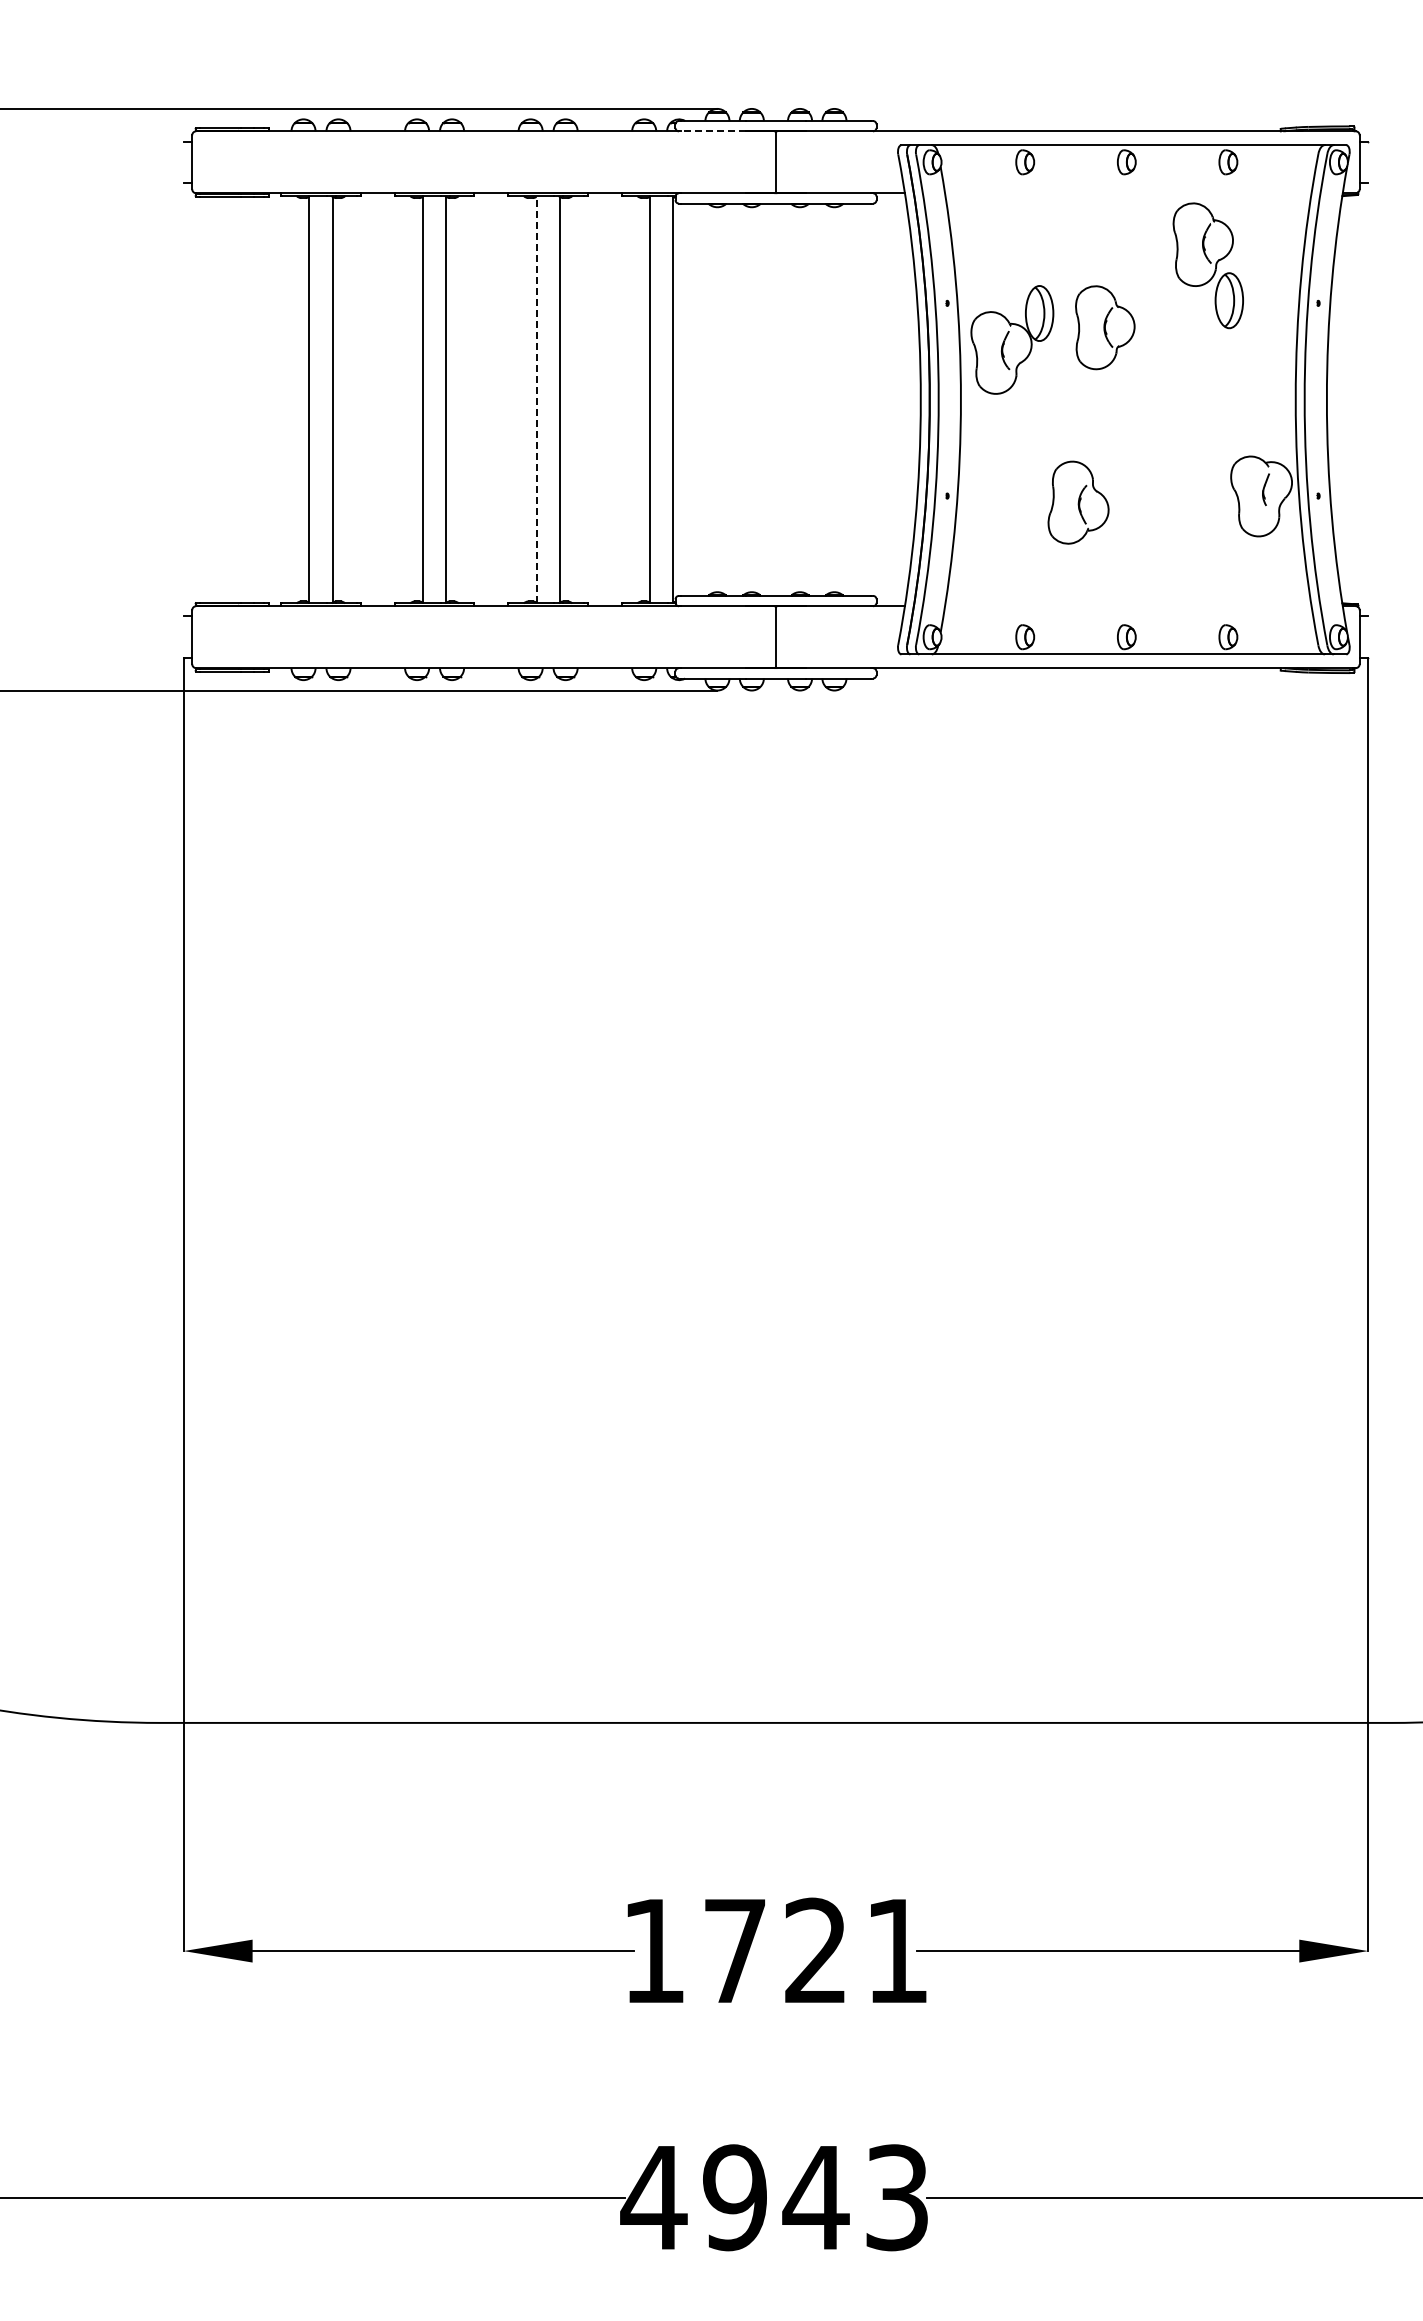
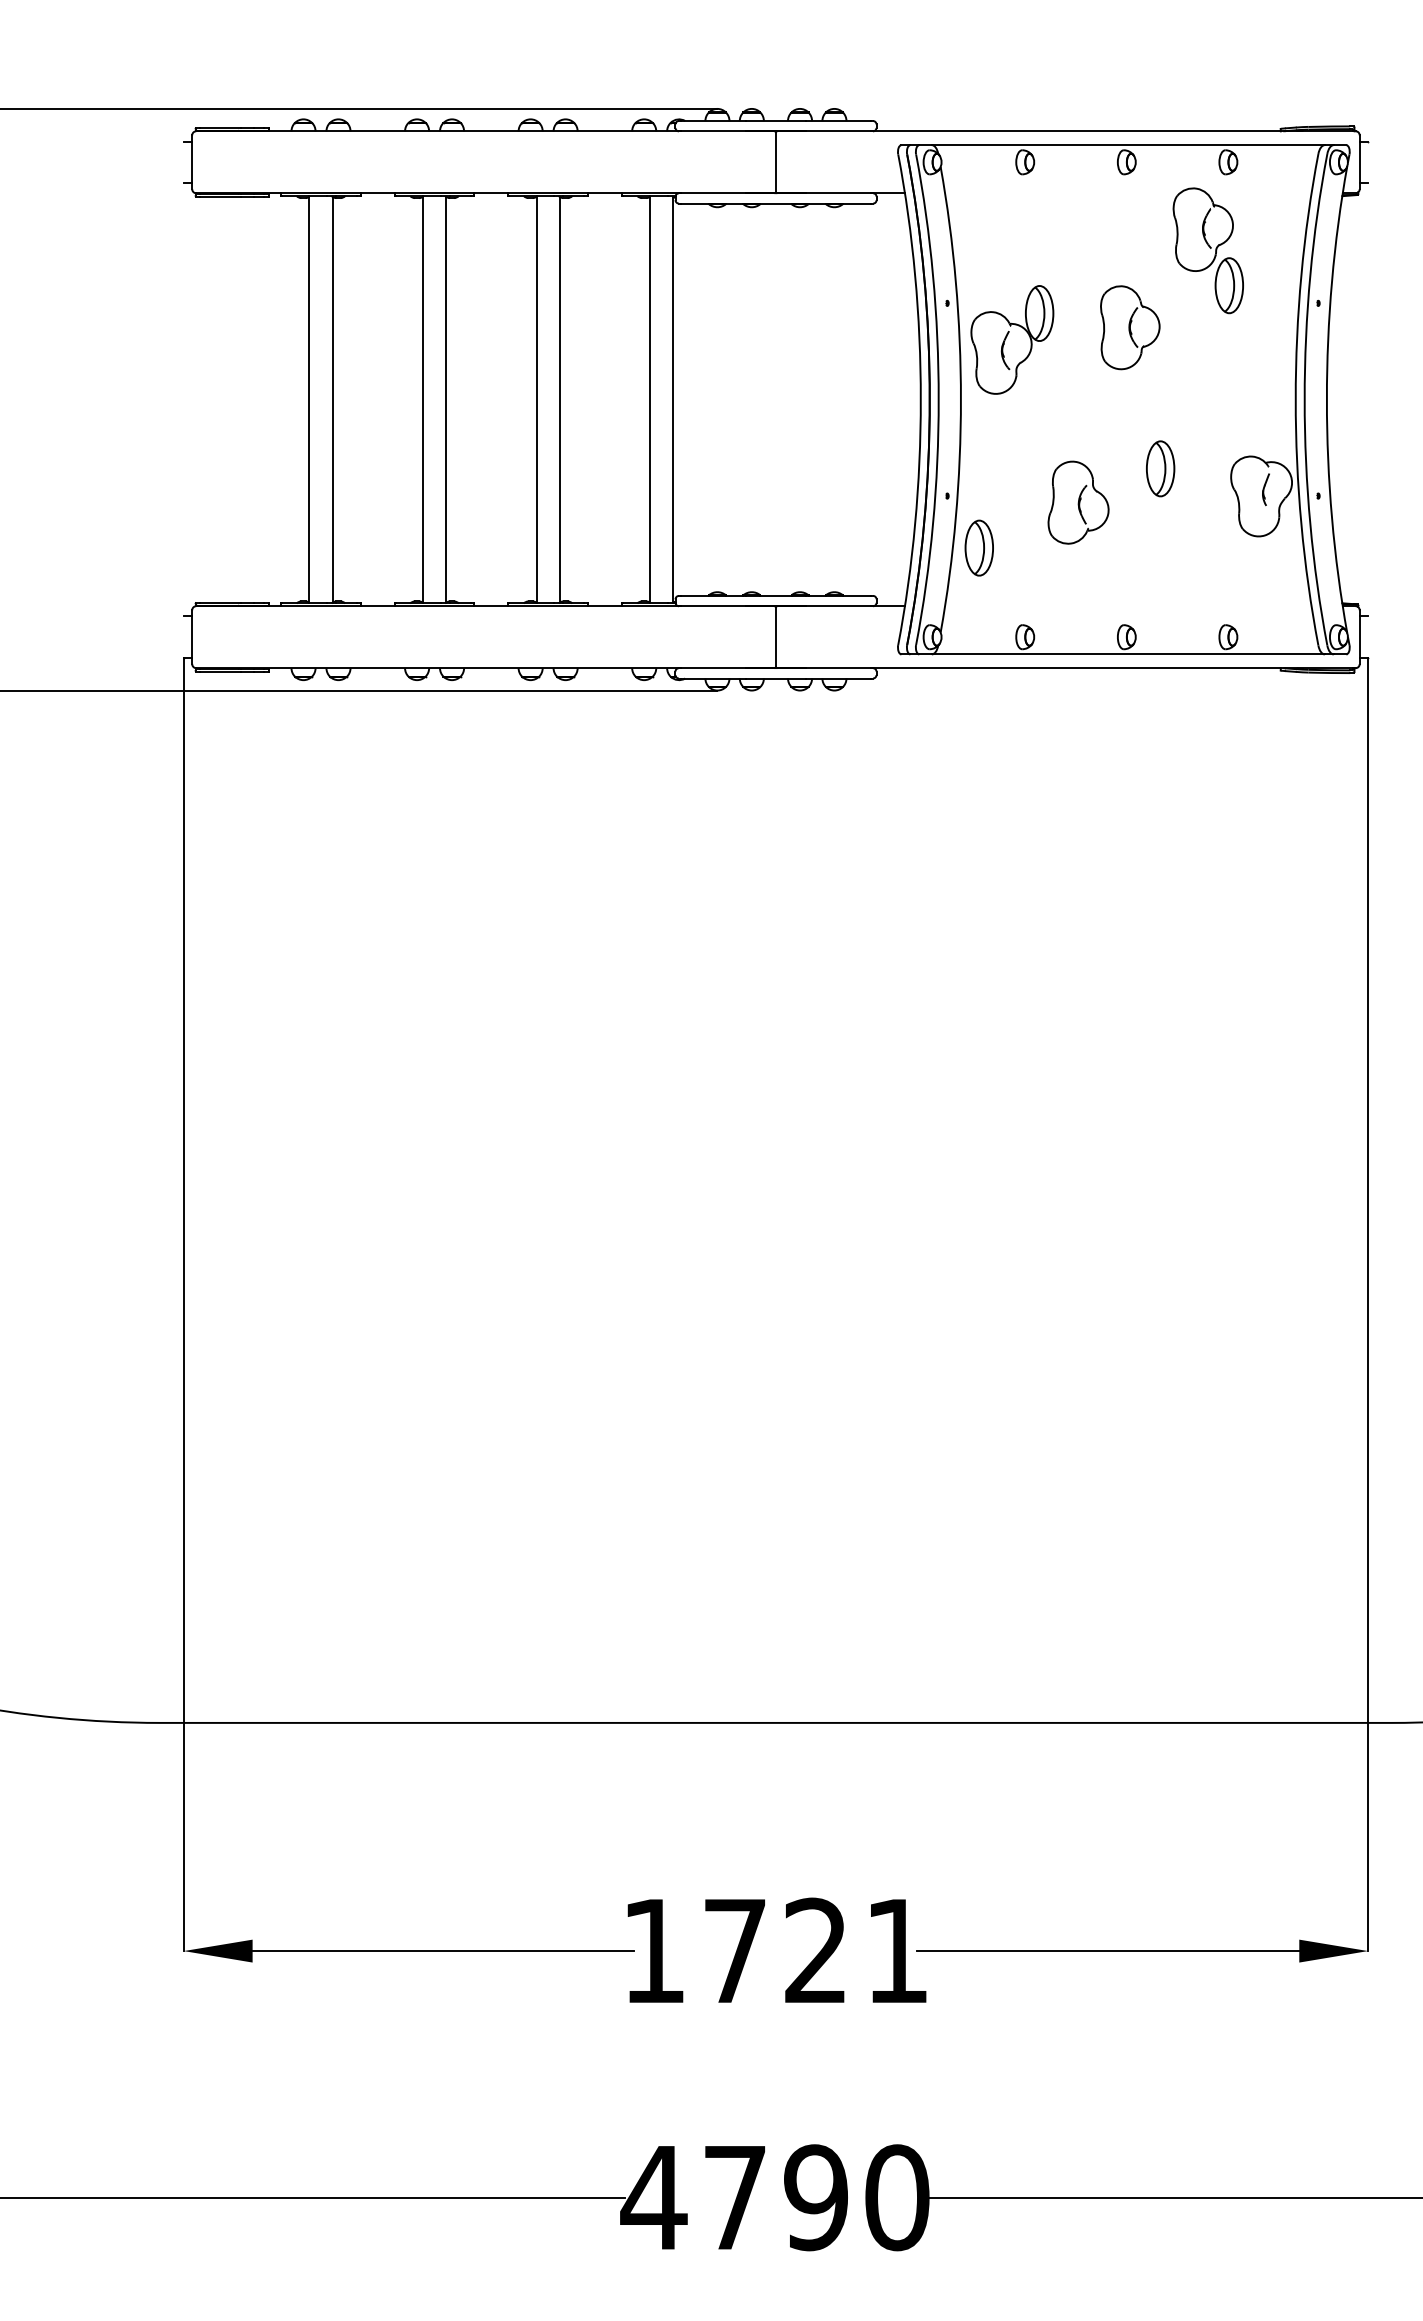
line: dashed -> solid (713, 131)
part position: (1207, 265) -> (1207, 250) (1207, 250)
part position: (1105, 327) -> (1130, 327) (1130, 327)
line: dashed -> solid (536, 399)
part: none -> present (1160, 468)
part: none -> present (978, 547)
text: 4943 -> 4790 (816, 2197)
